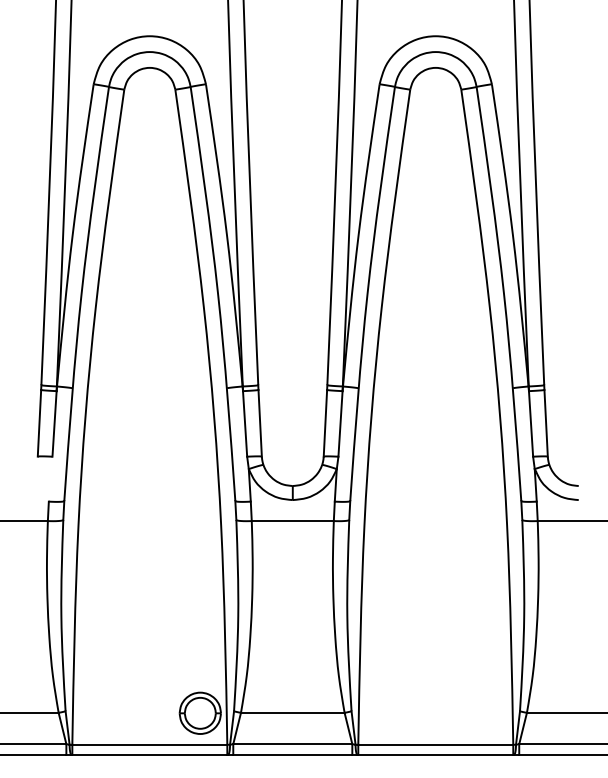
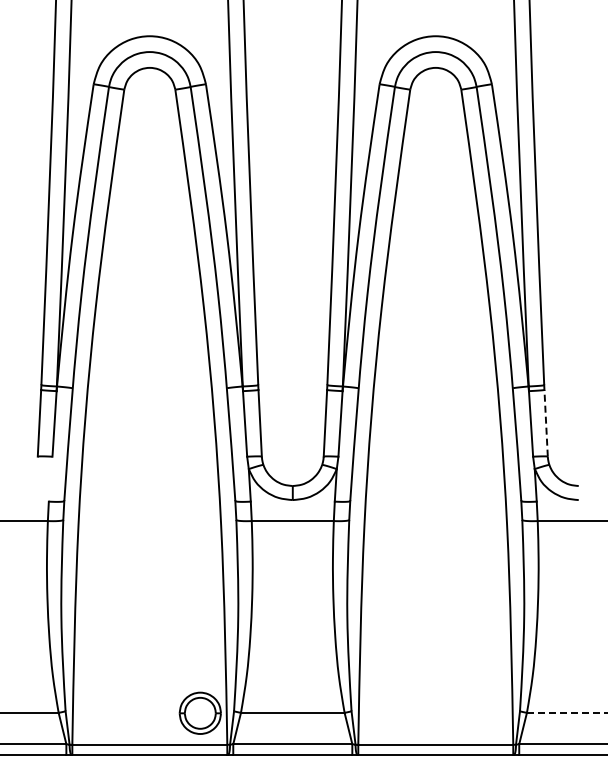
line: solid -> dashed (546, 422)
line: solid -> dashed (567, 712)
